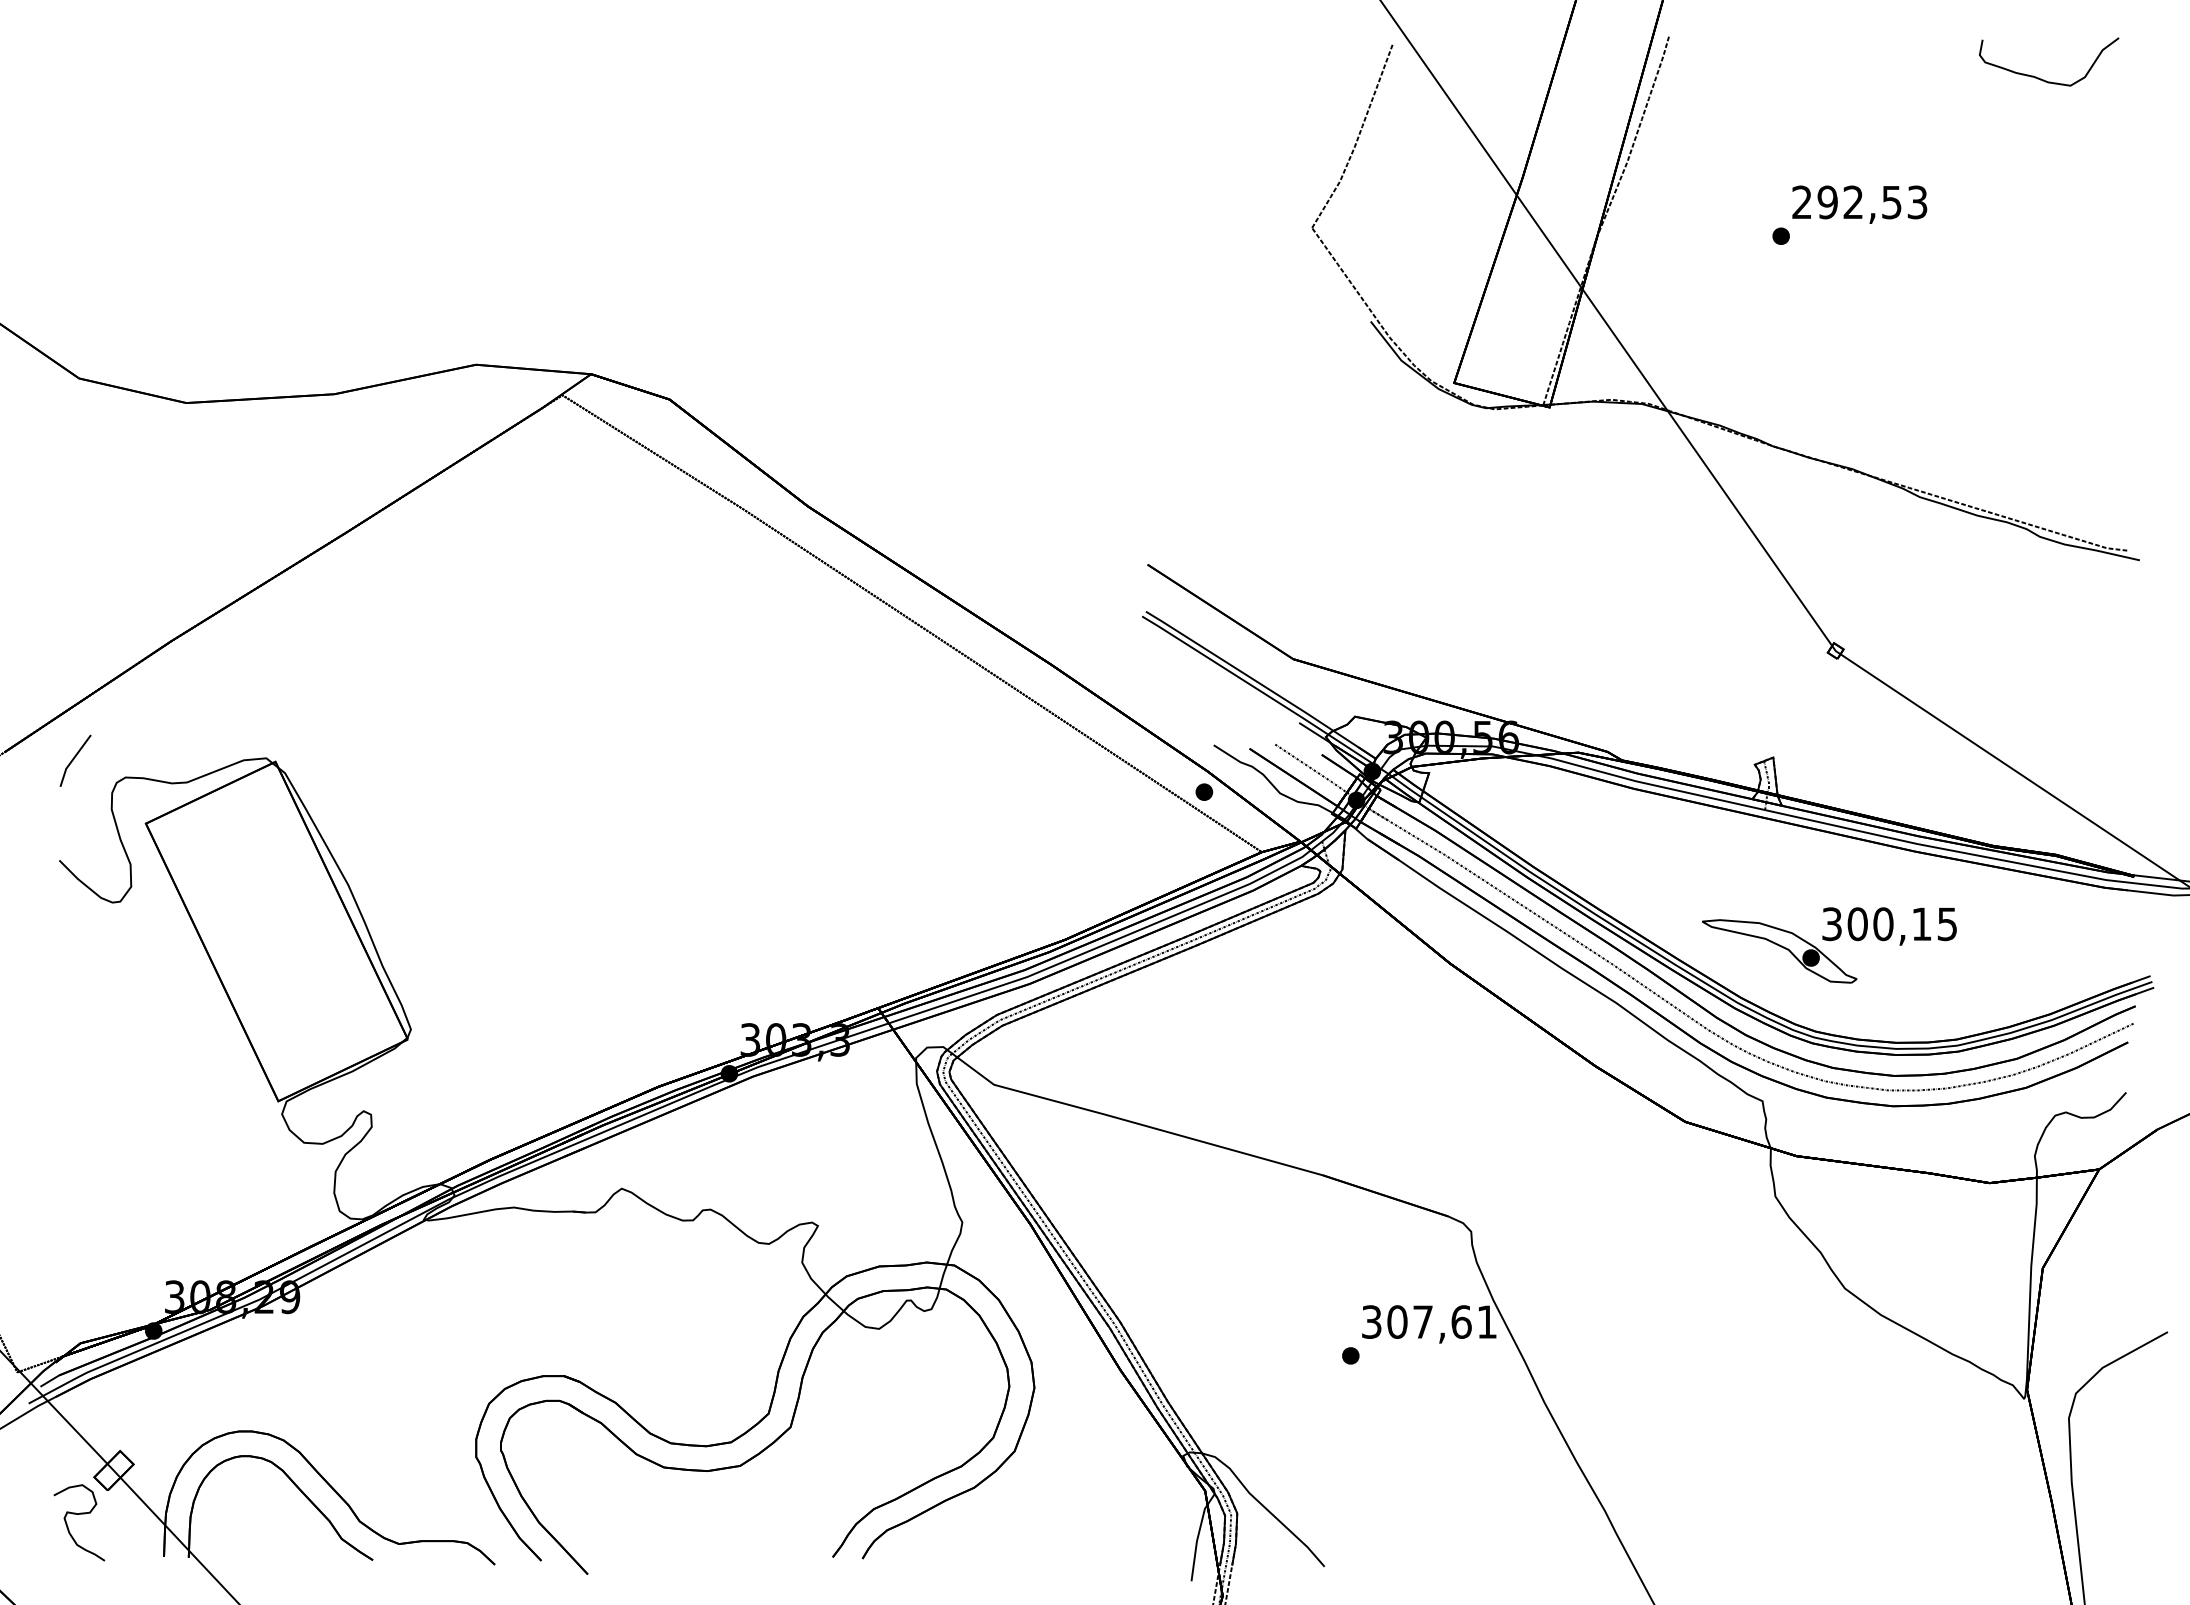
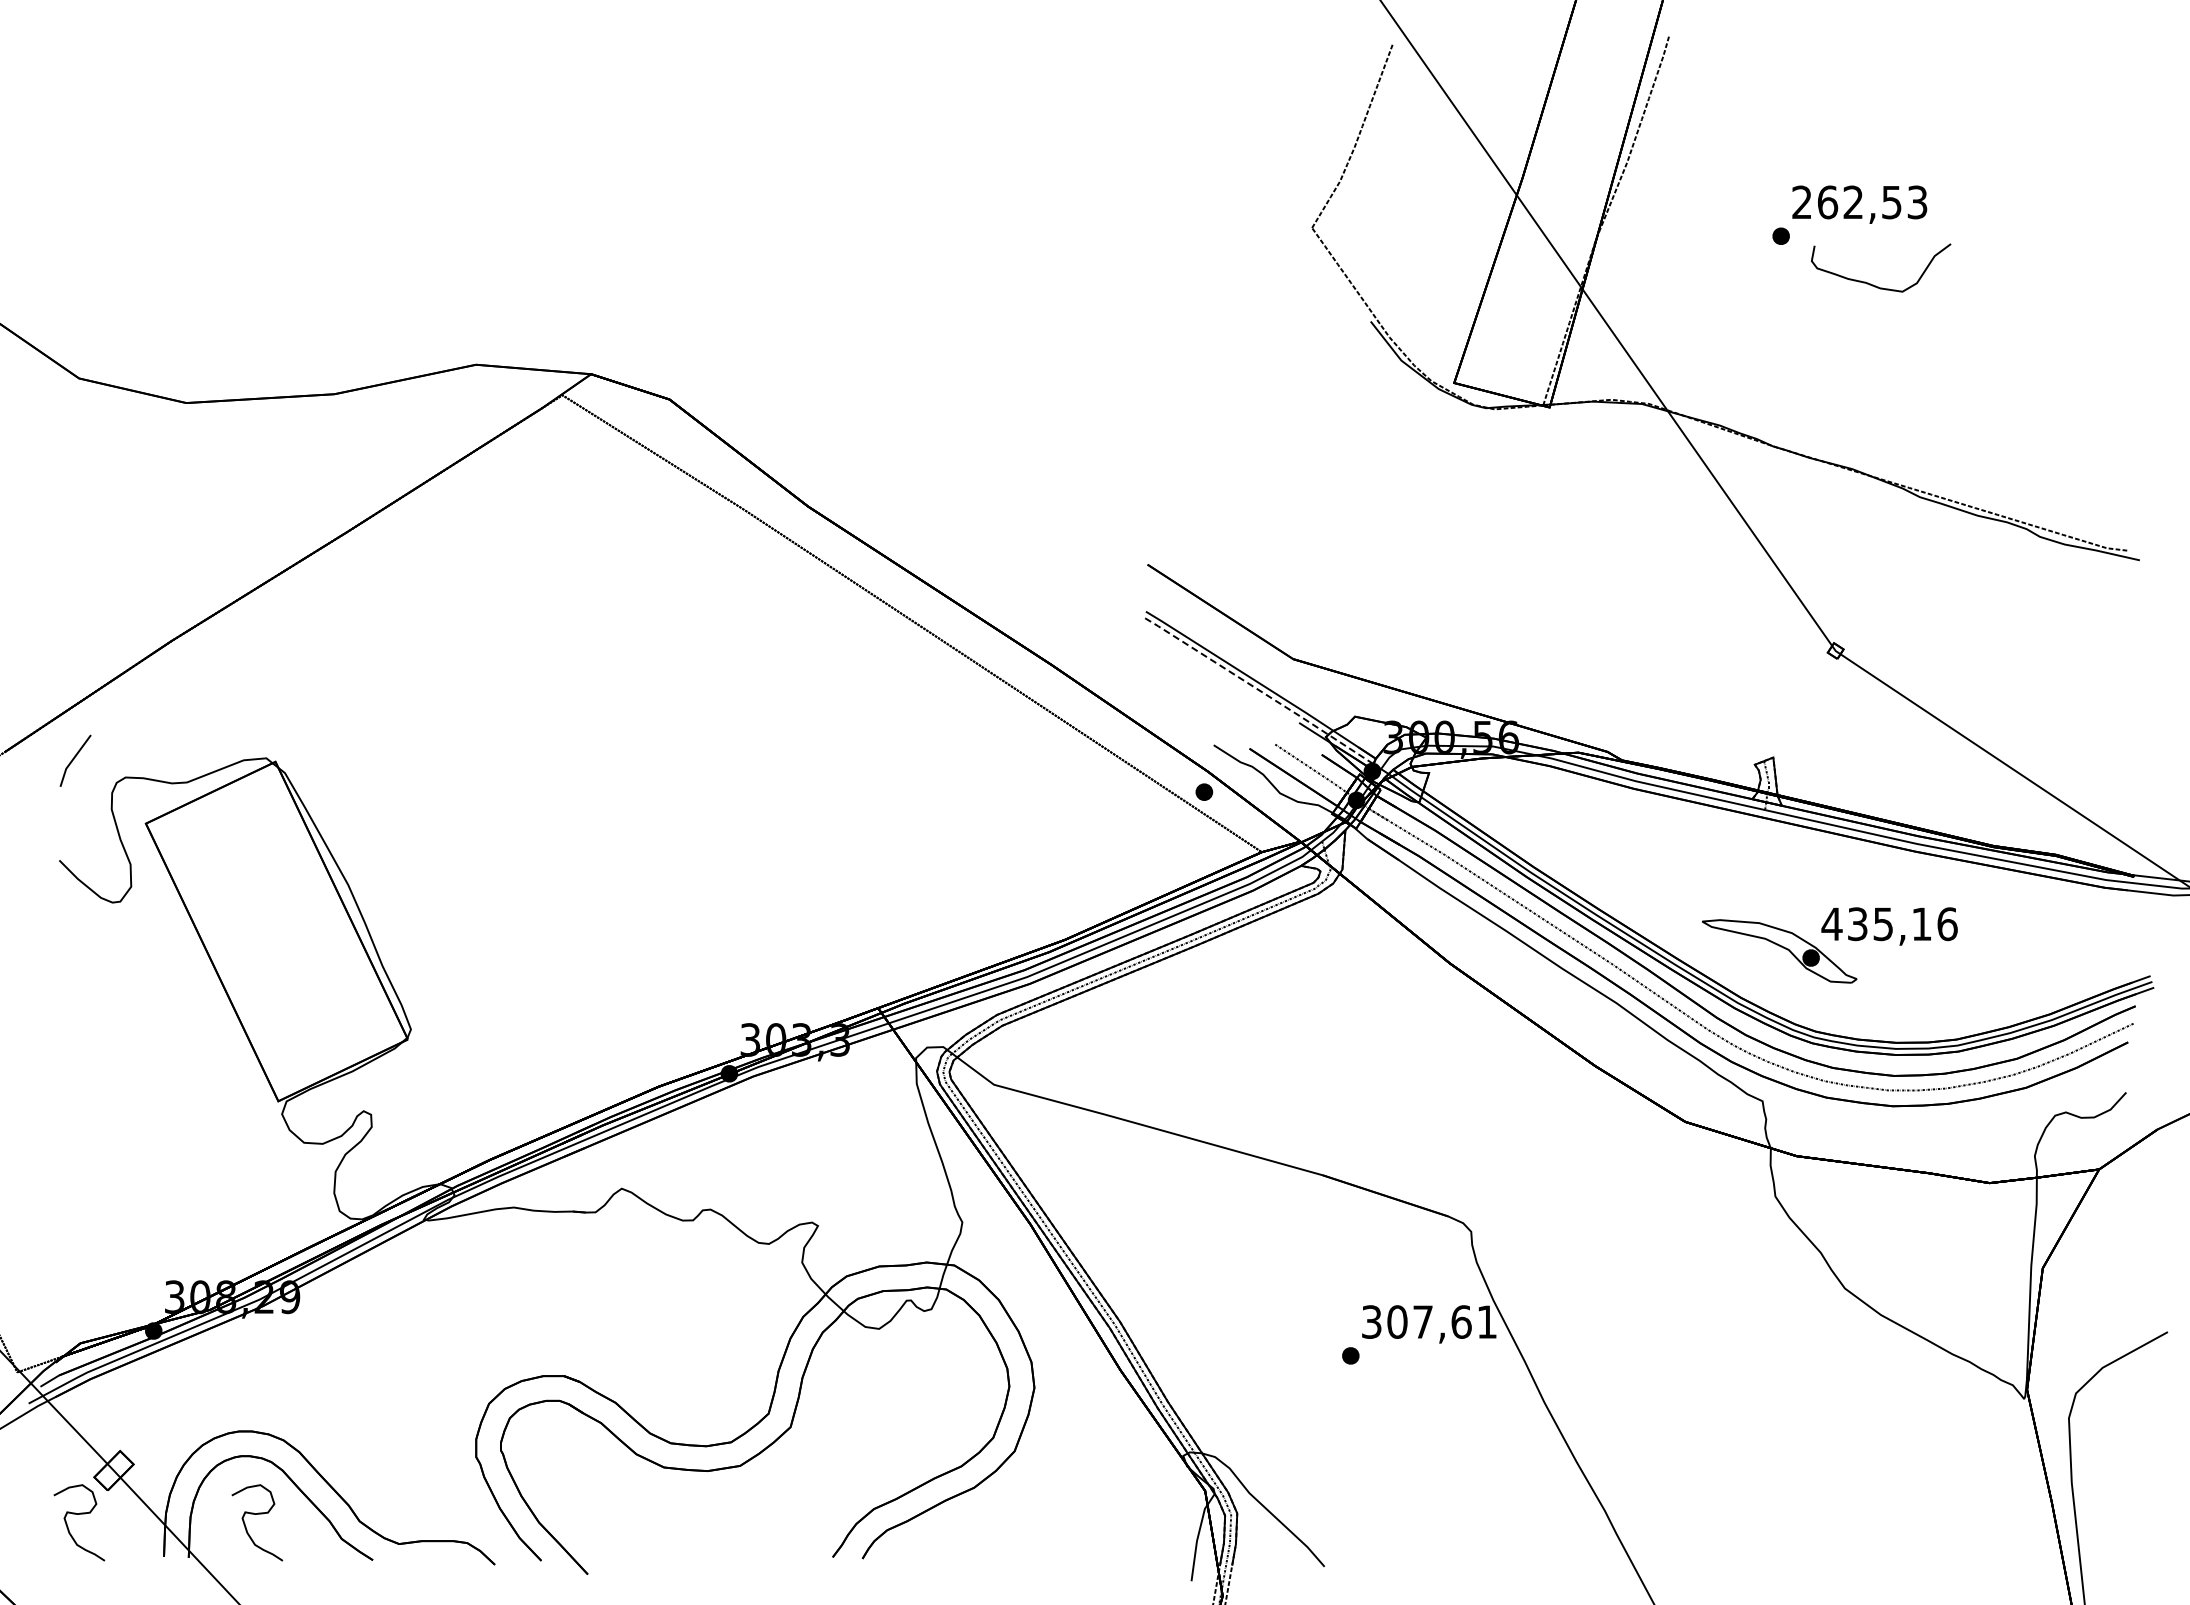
curve position: (2041, 78) -> (1873, 284) (1873, 284)
text: 292,53 -> 262,53 (1827, 202)
line: solid -> dashed (1257, 689)
text: 300,15 -> 435,16 (1889, 924)
curve: none -> present (257, 1514)
